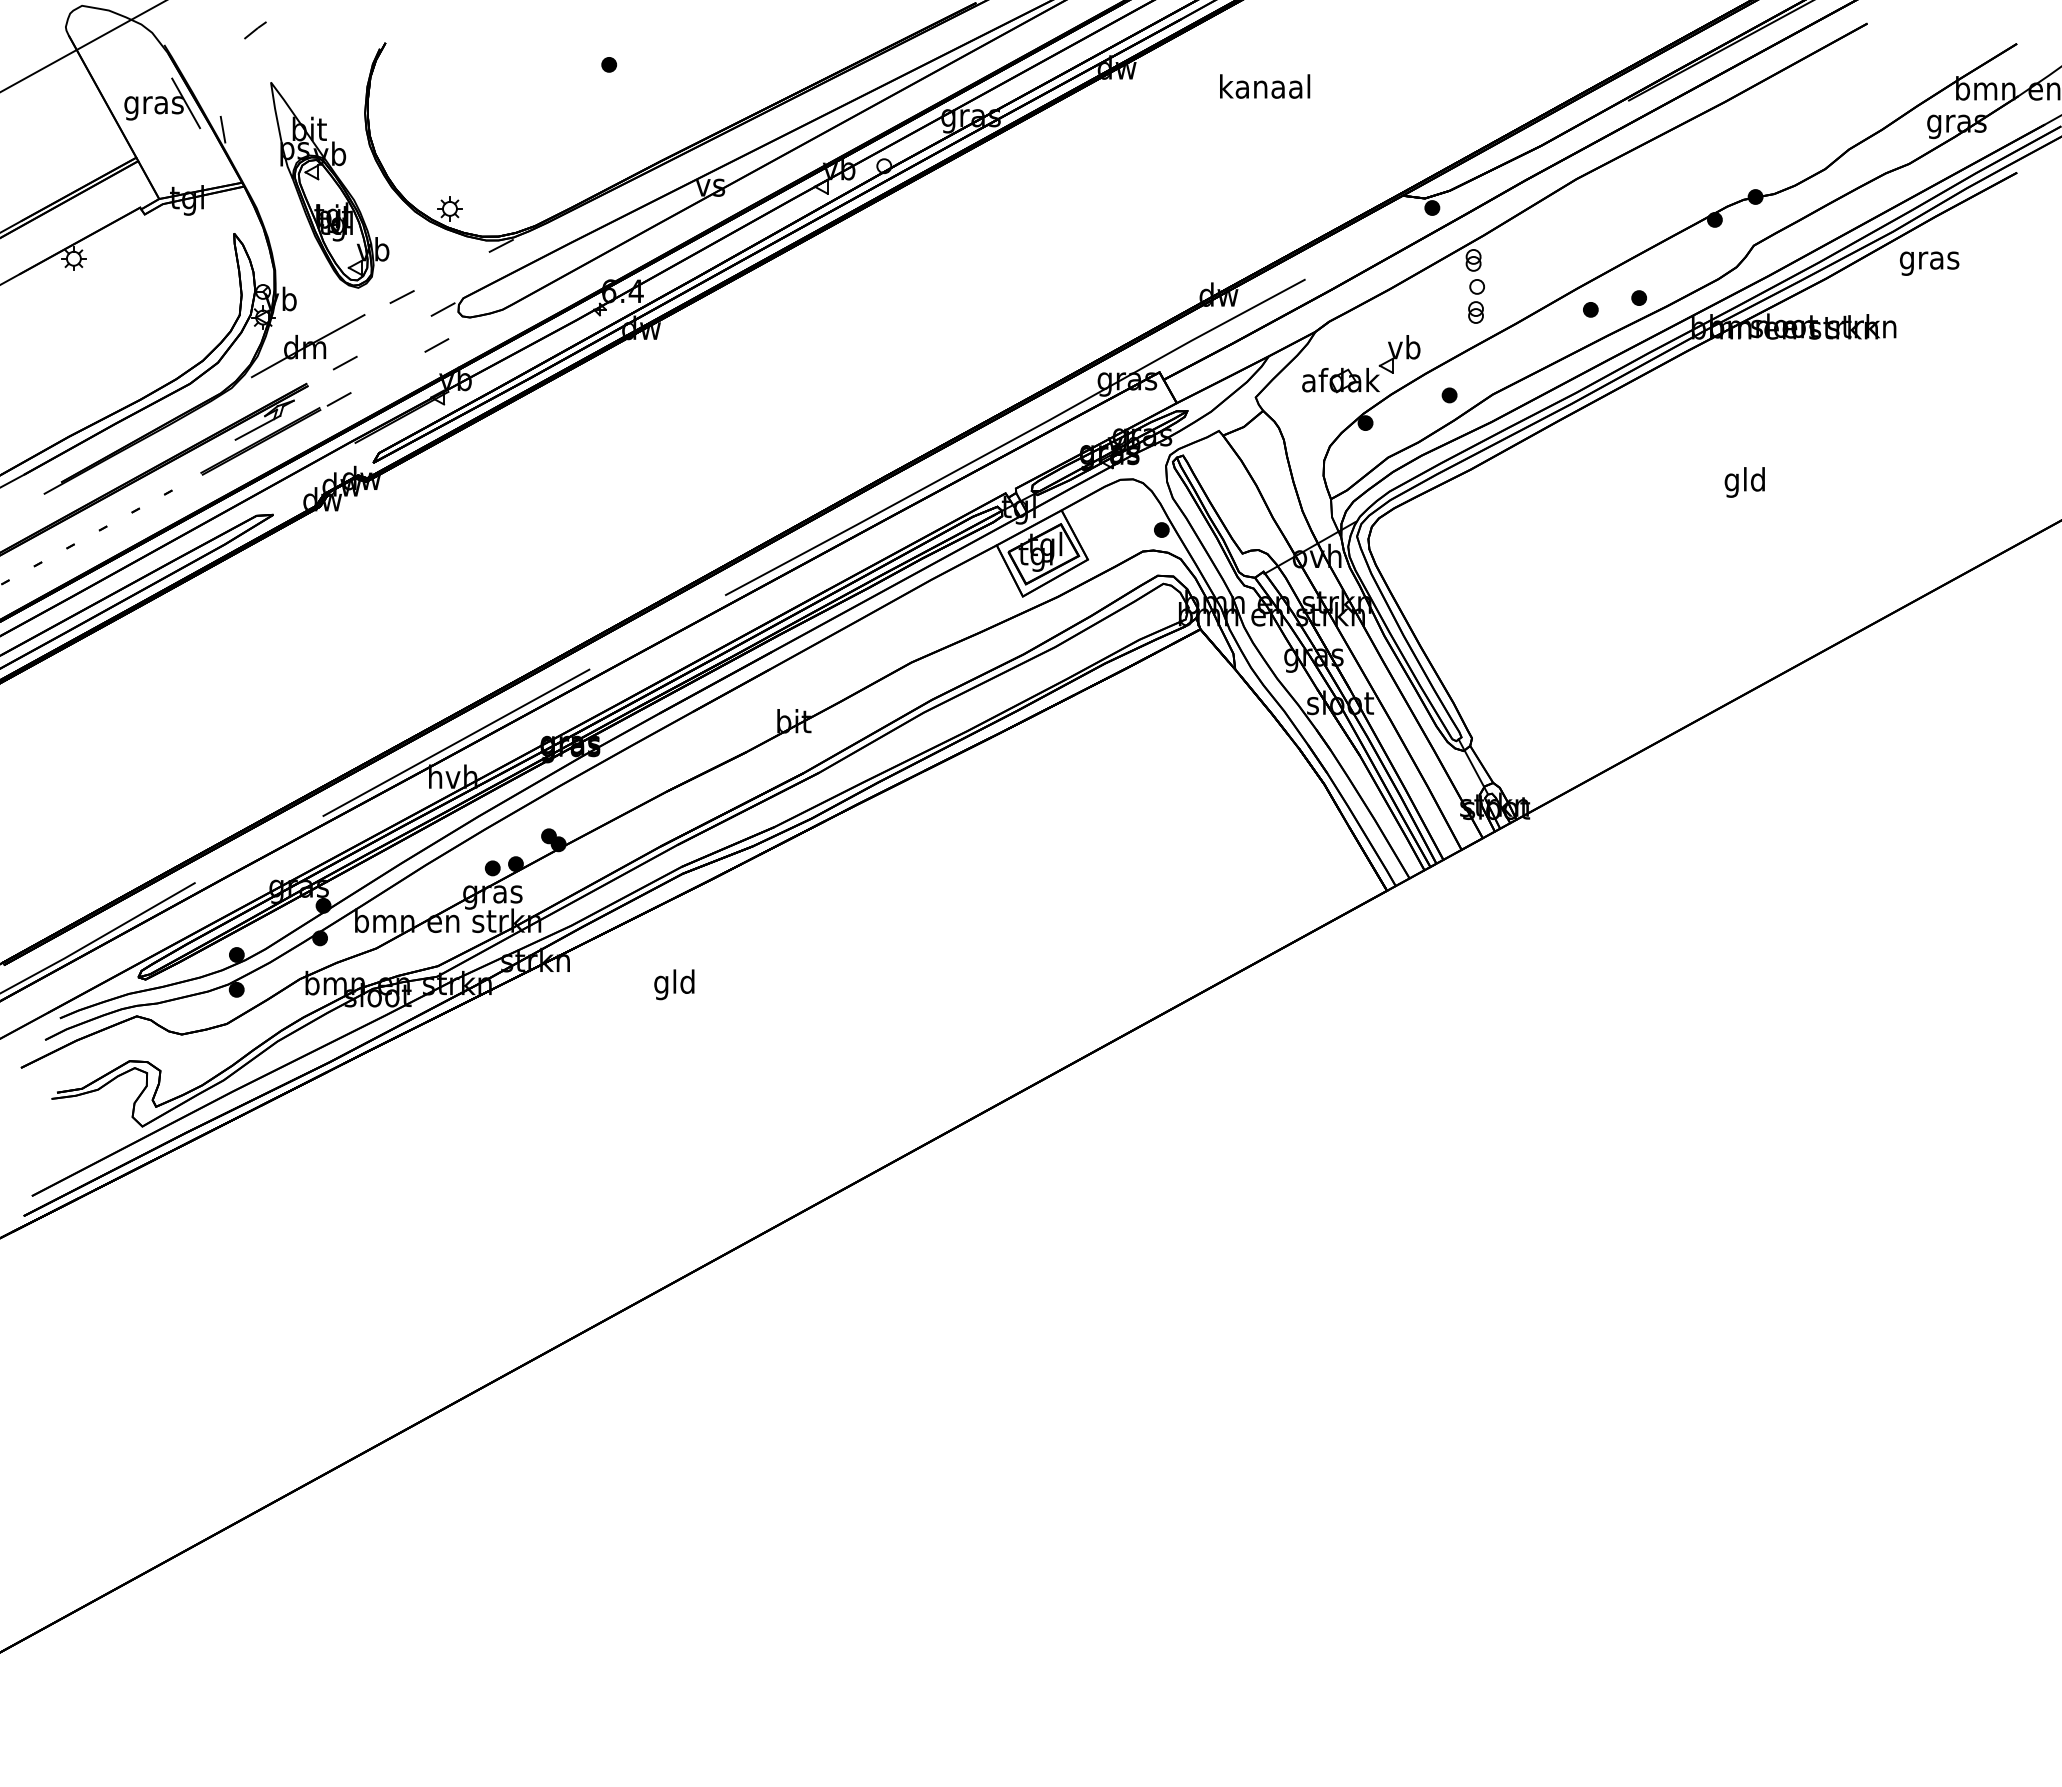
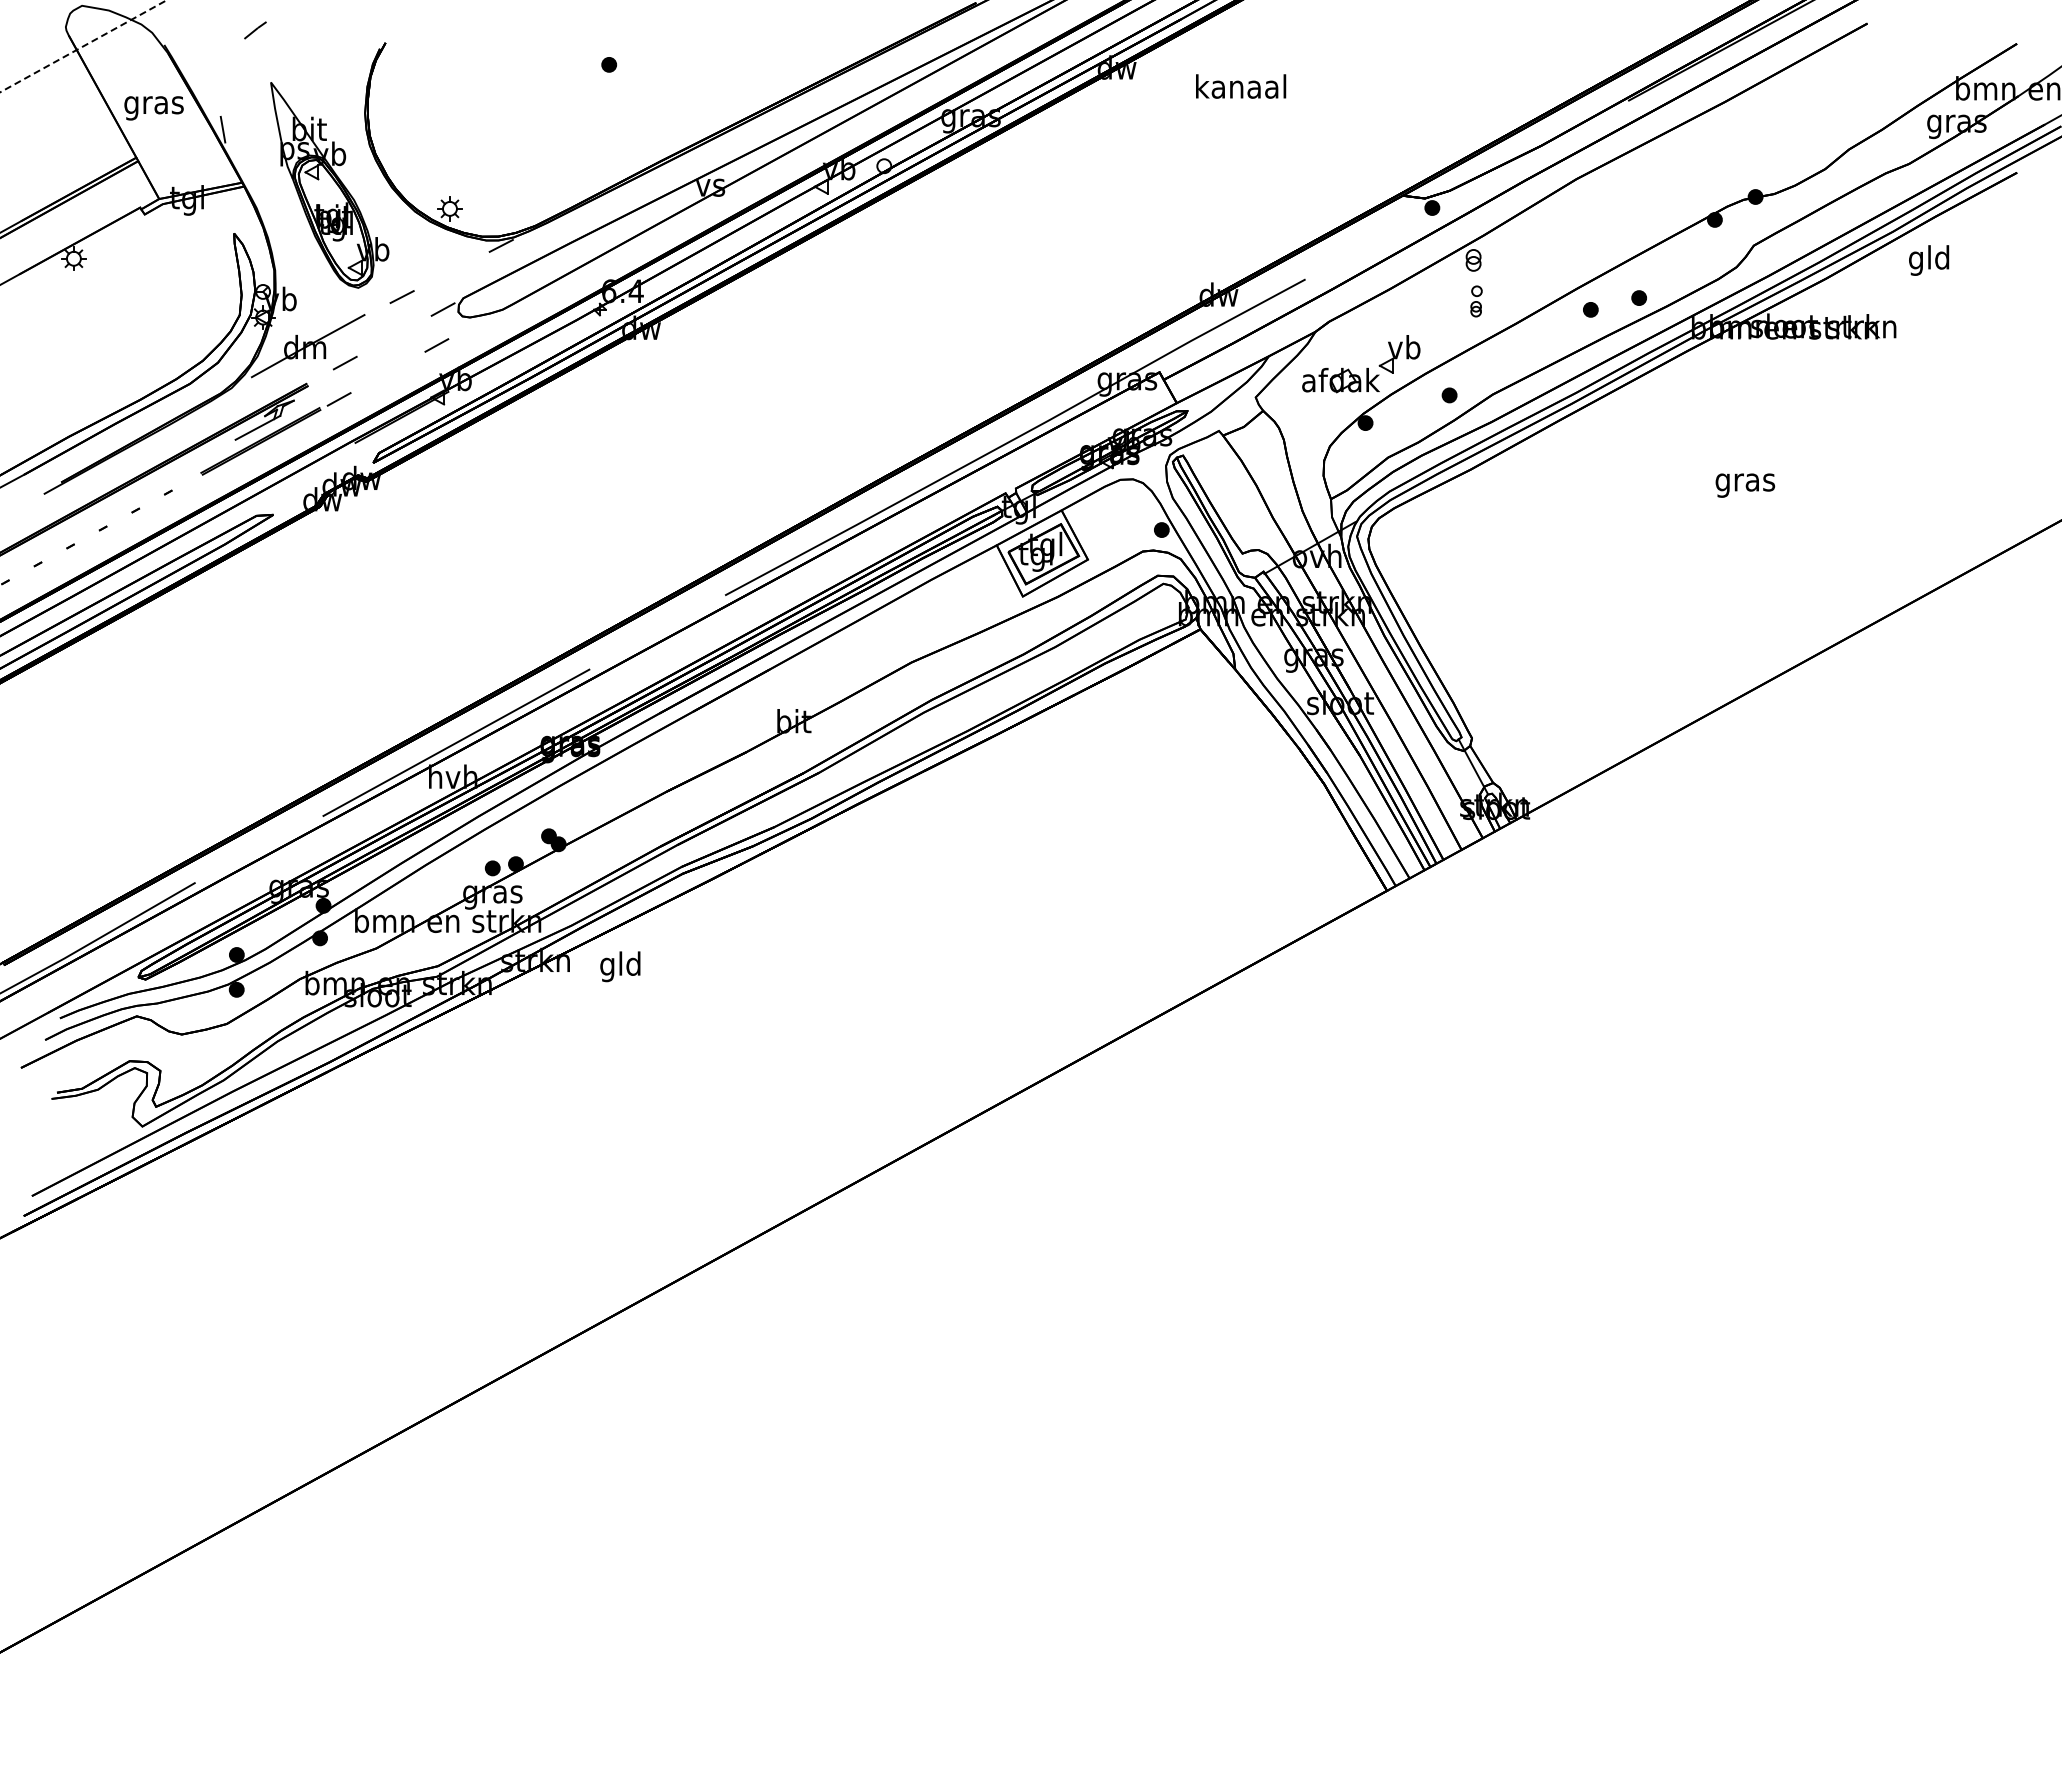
line: solid -> dashed (83, 46)
text position: (1265, 86) -> (1241, 86) (1241, 86)
line: present -> none (186, 103)
text: gras -> gld (1929, 260)
part size: 17x45 px -> 13x33 px (1476, 301)
text: gld -> gras (1745, 482)
text position: (674, 984) -> (620, 966) (620, 966)
